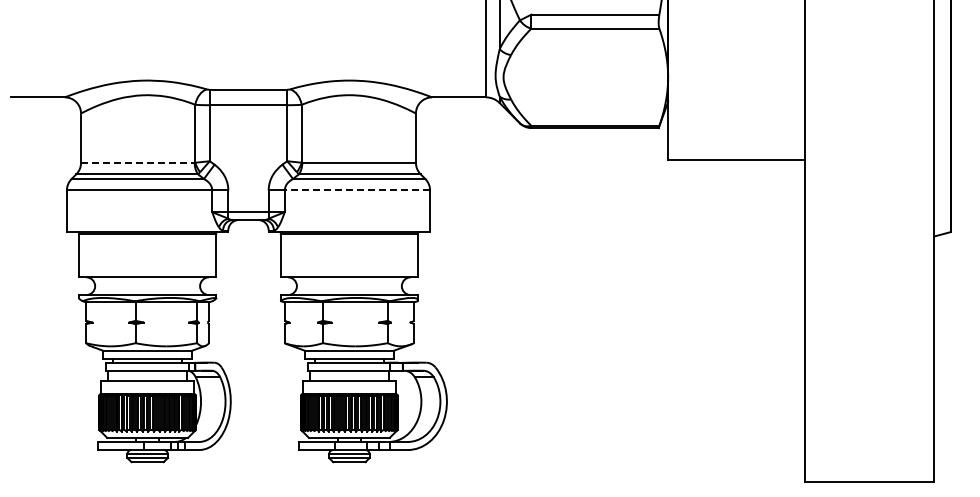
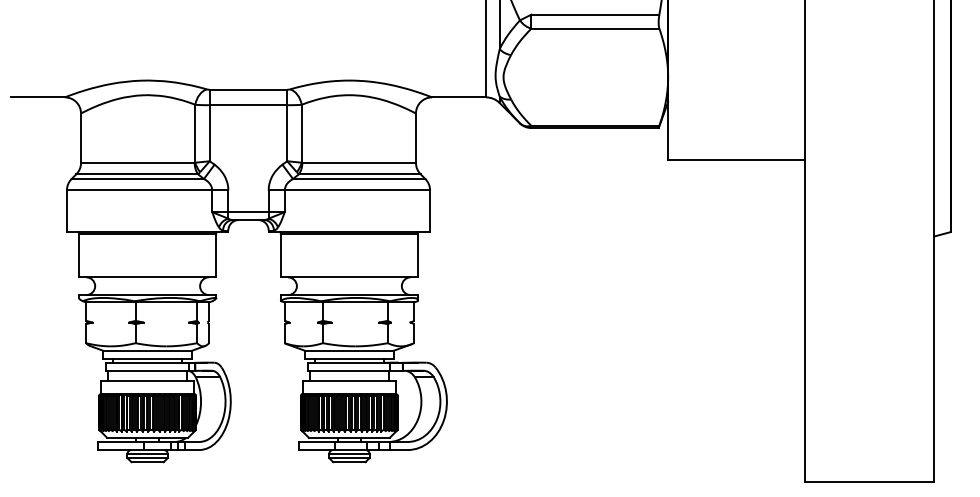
line: dashed -> solid (137, 162)
line: dashed -> solid (357, 190)
